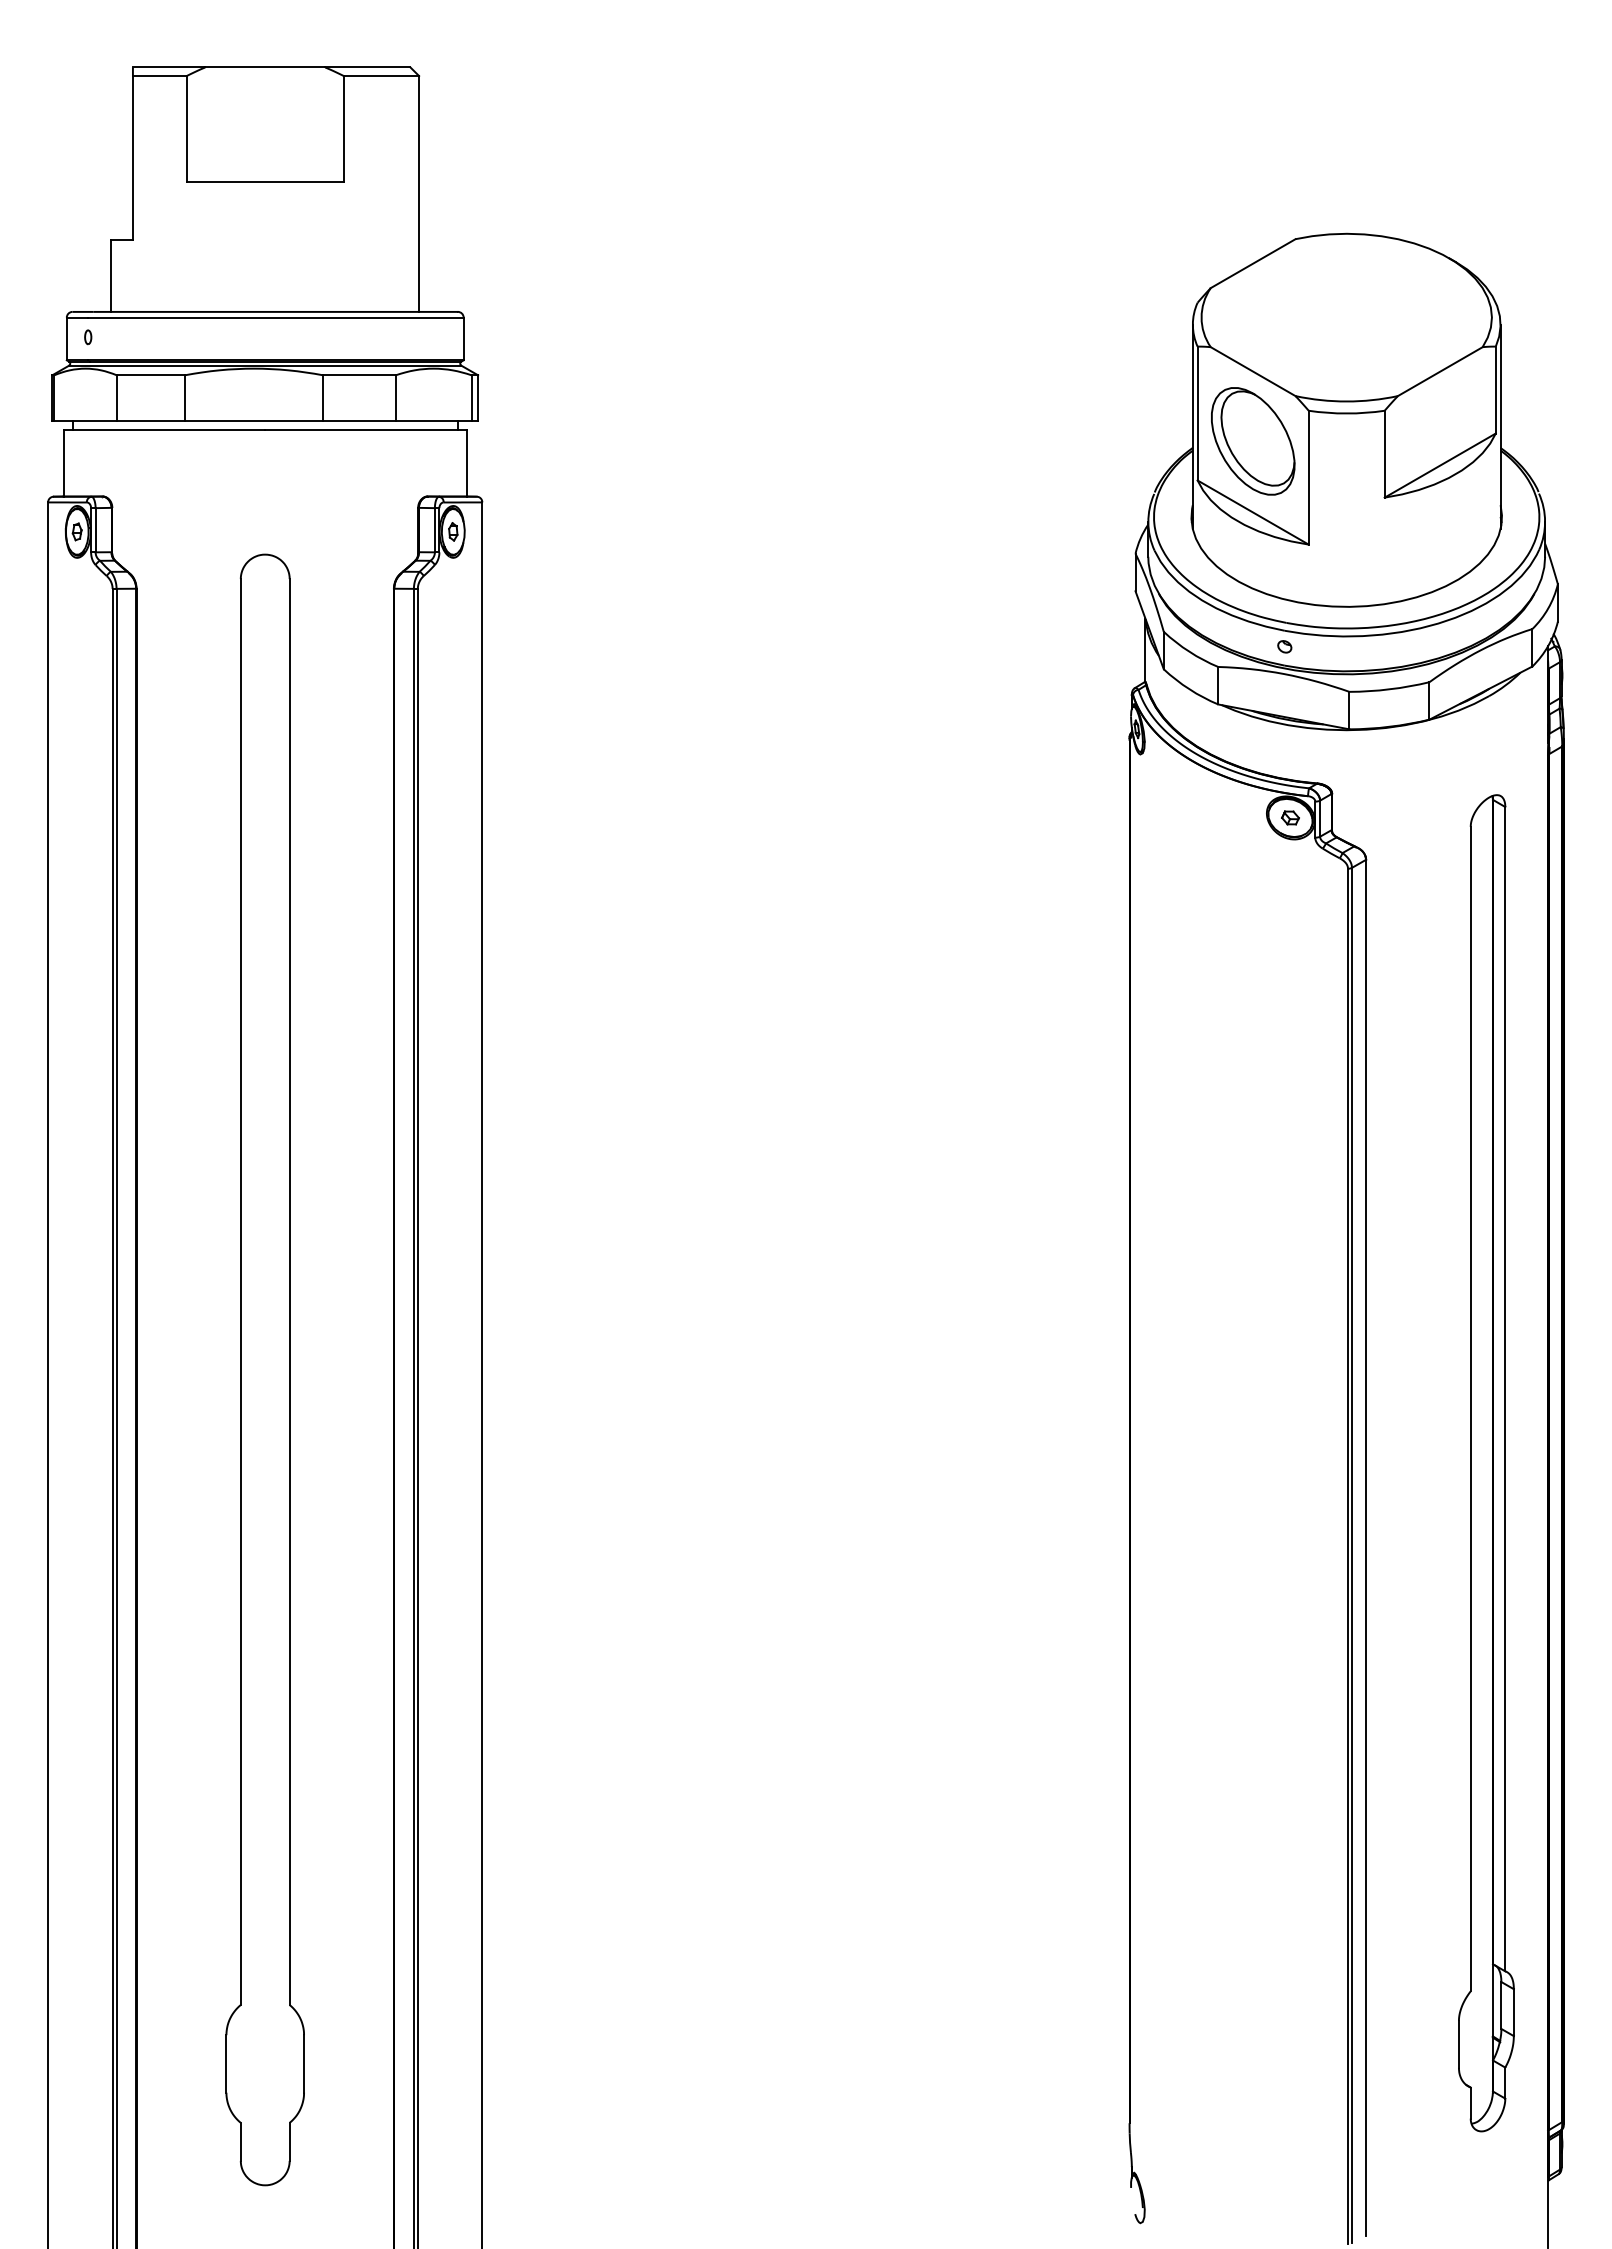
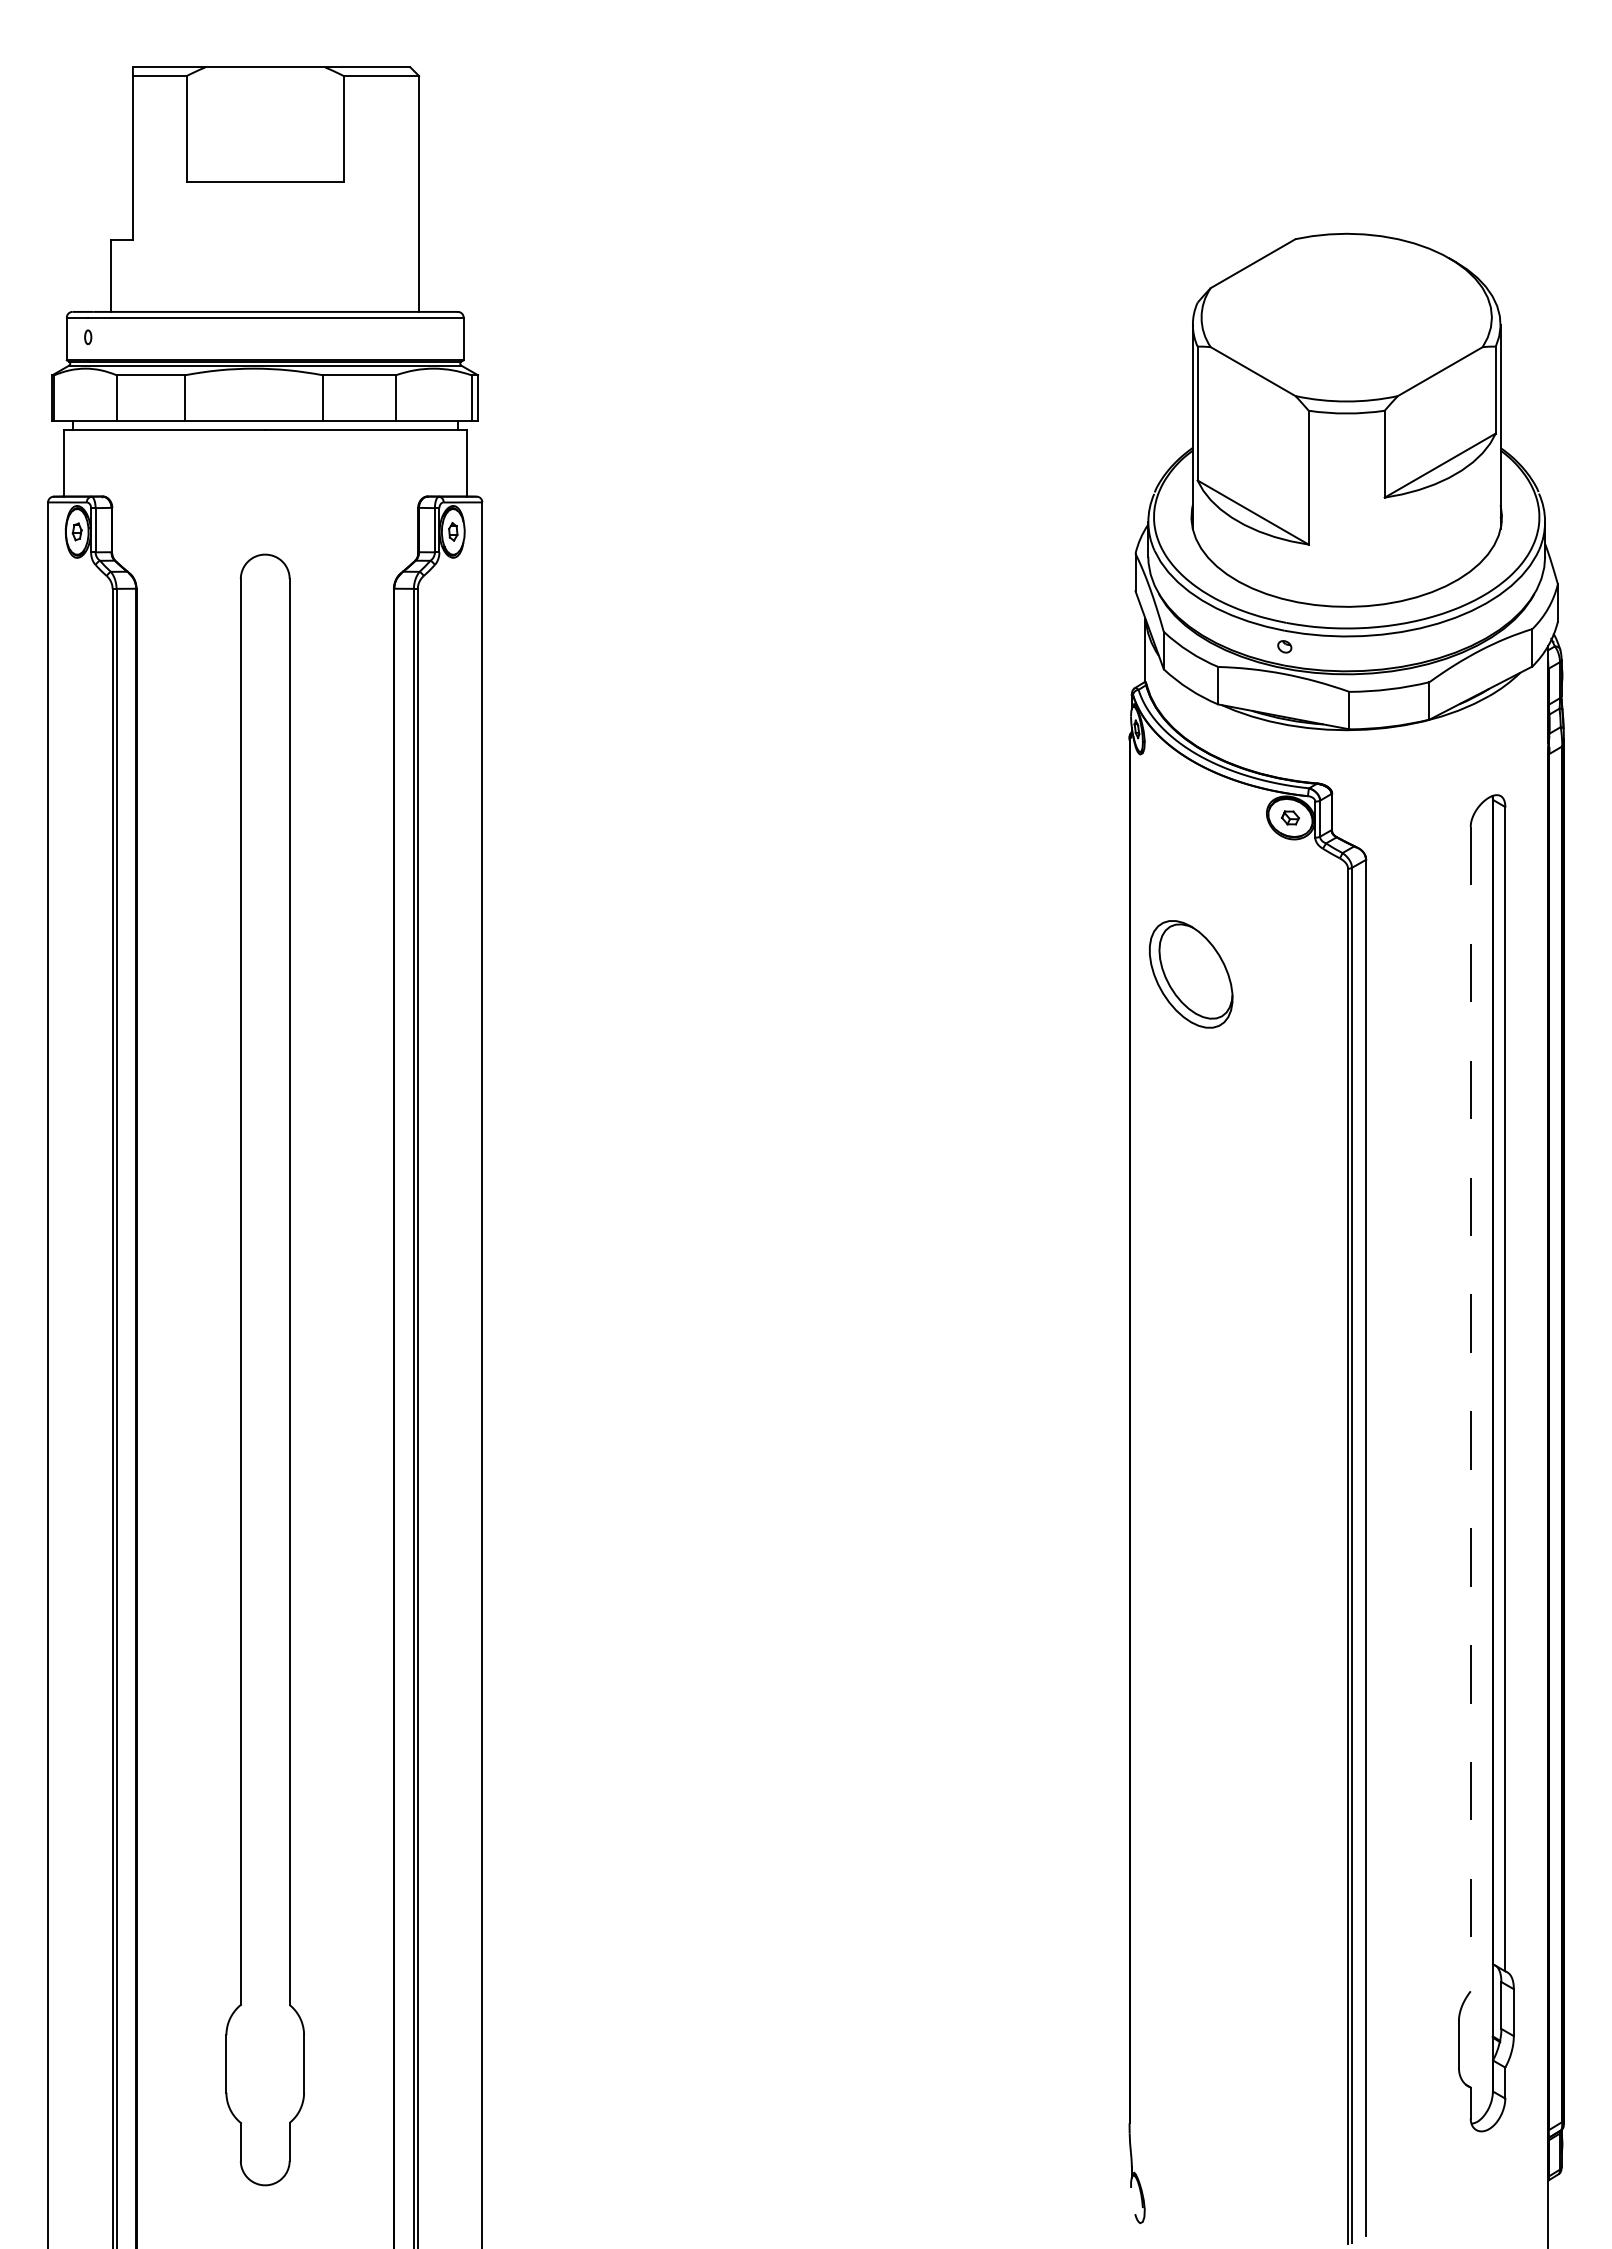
part position: (1253, 441) -> (1191, 974) (1191, 974)
line: solid -> dashed (1470, 1409)
